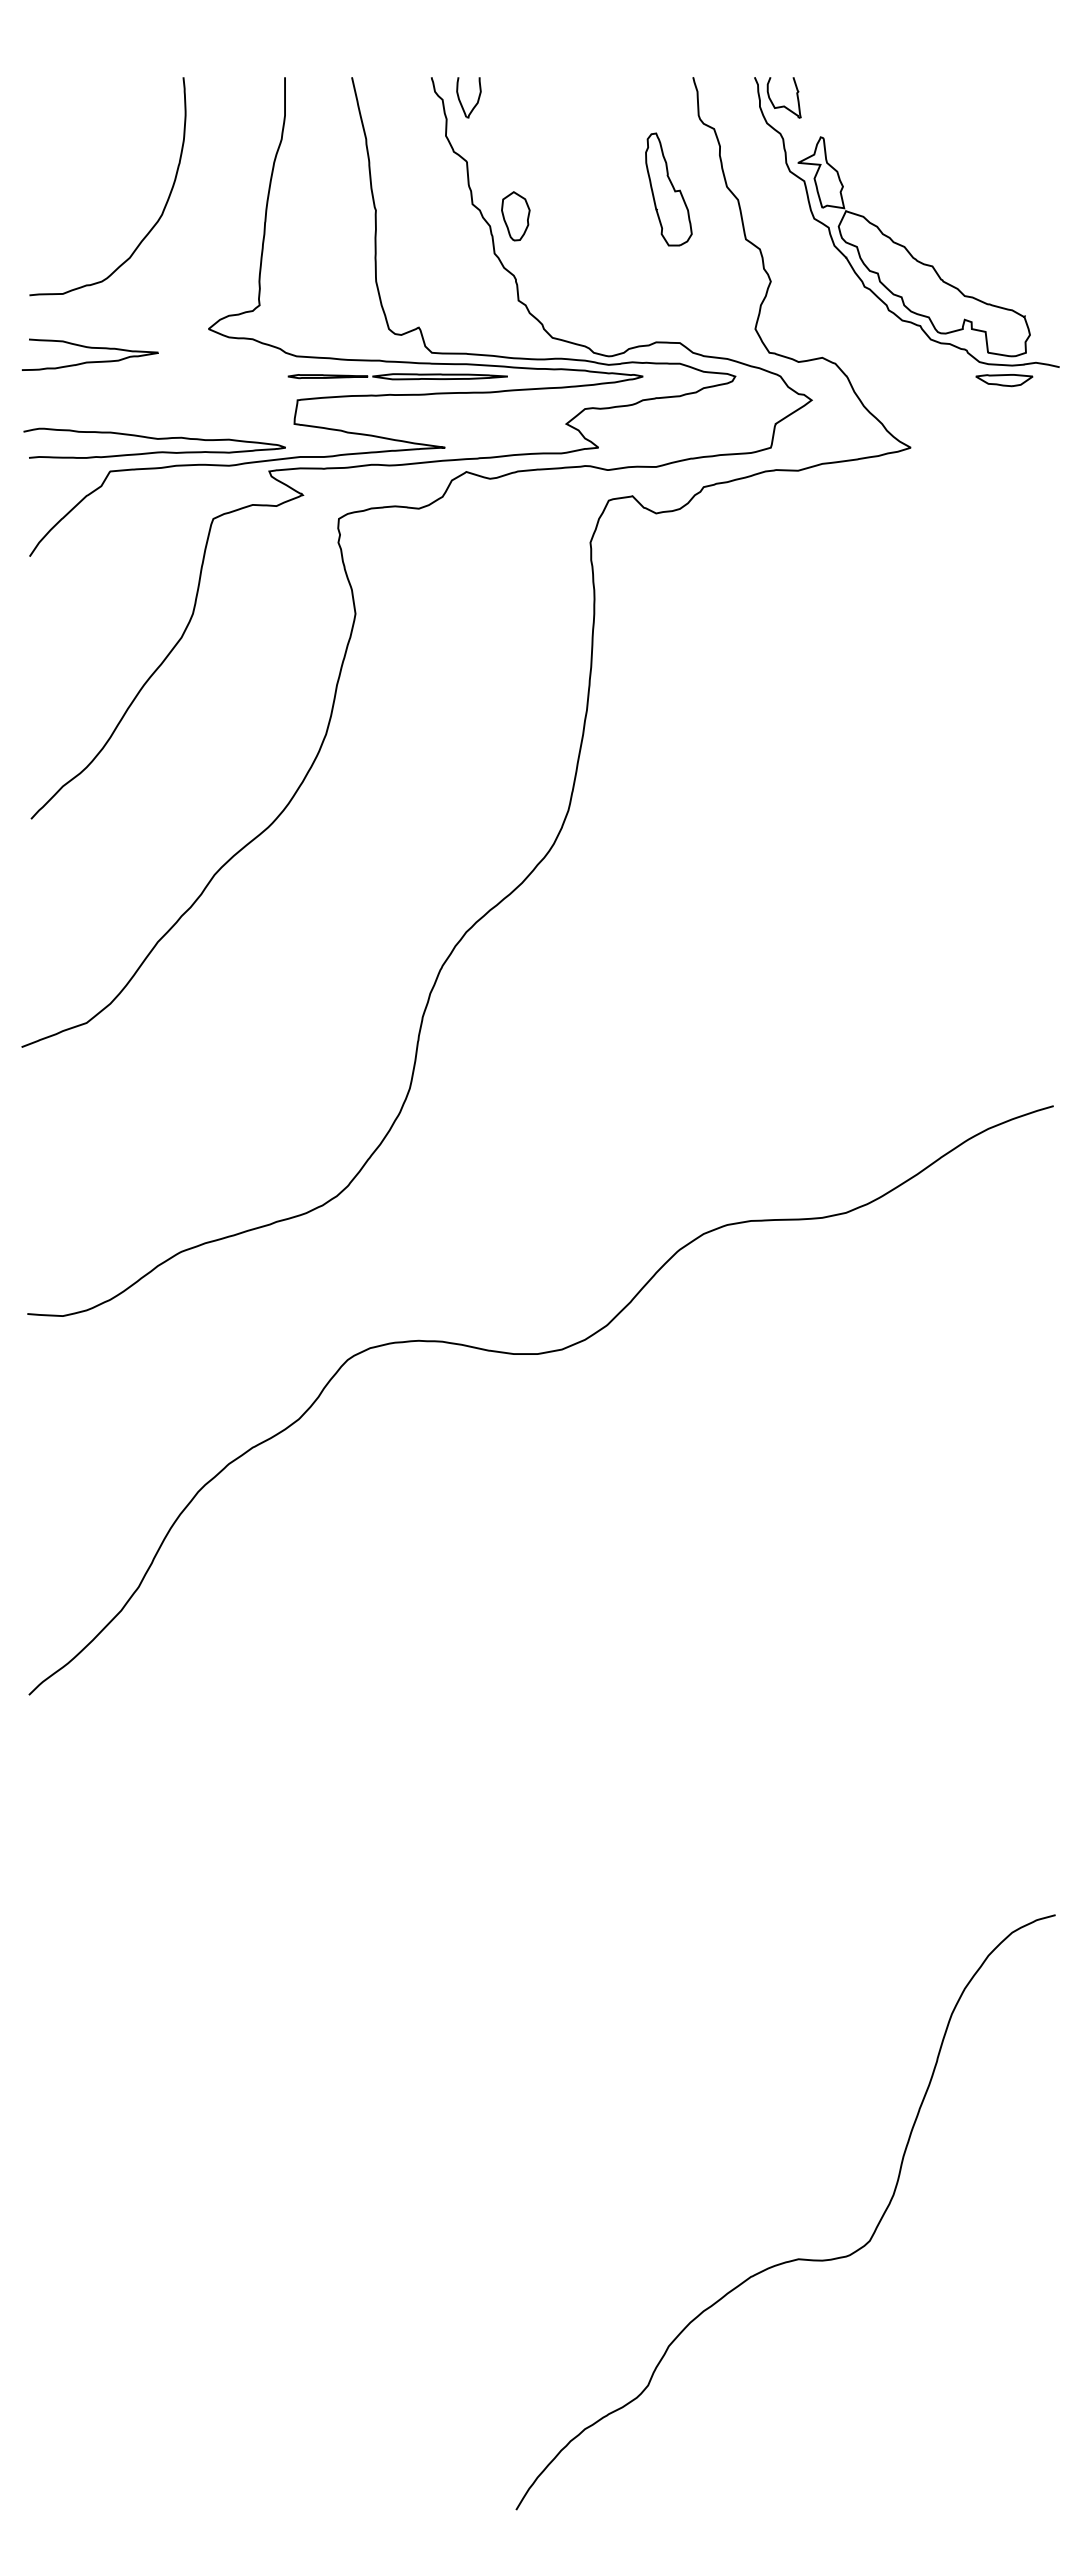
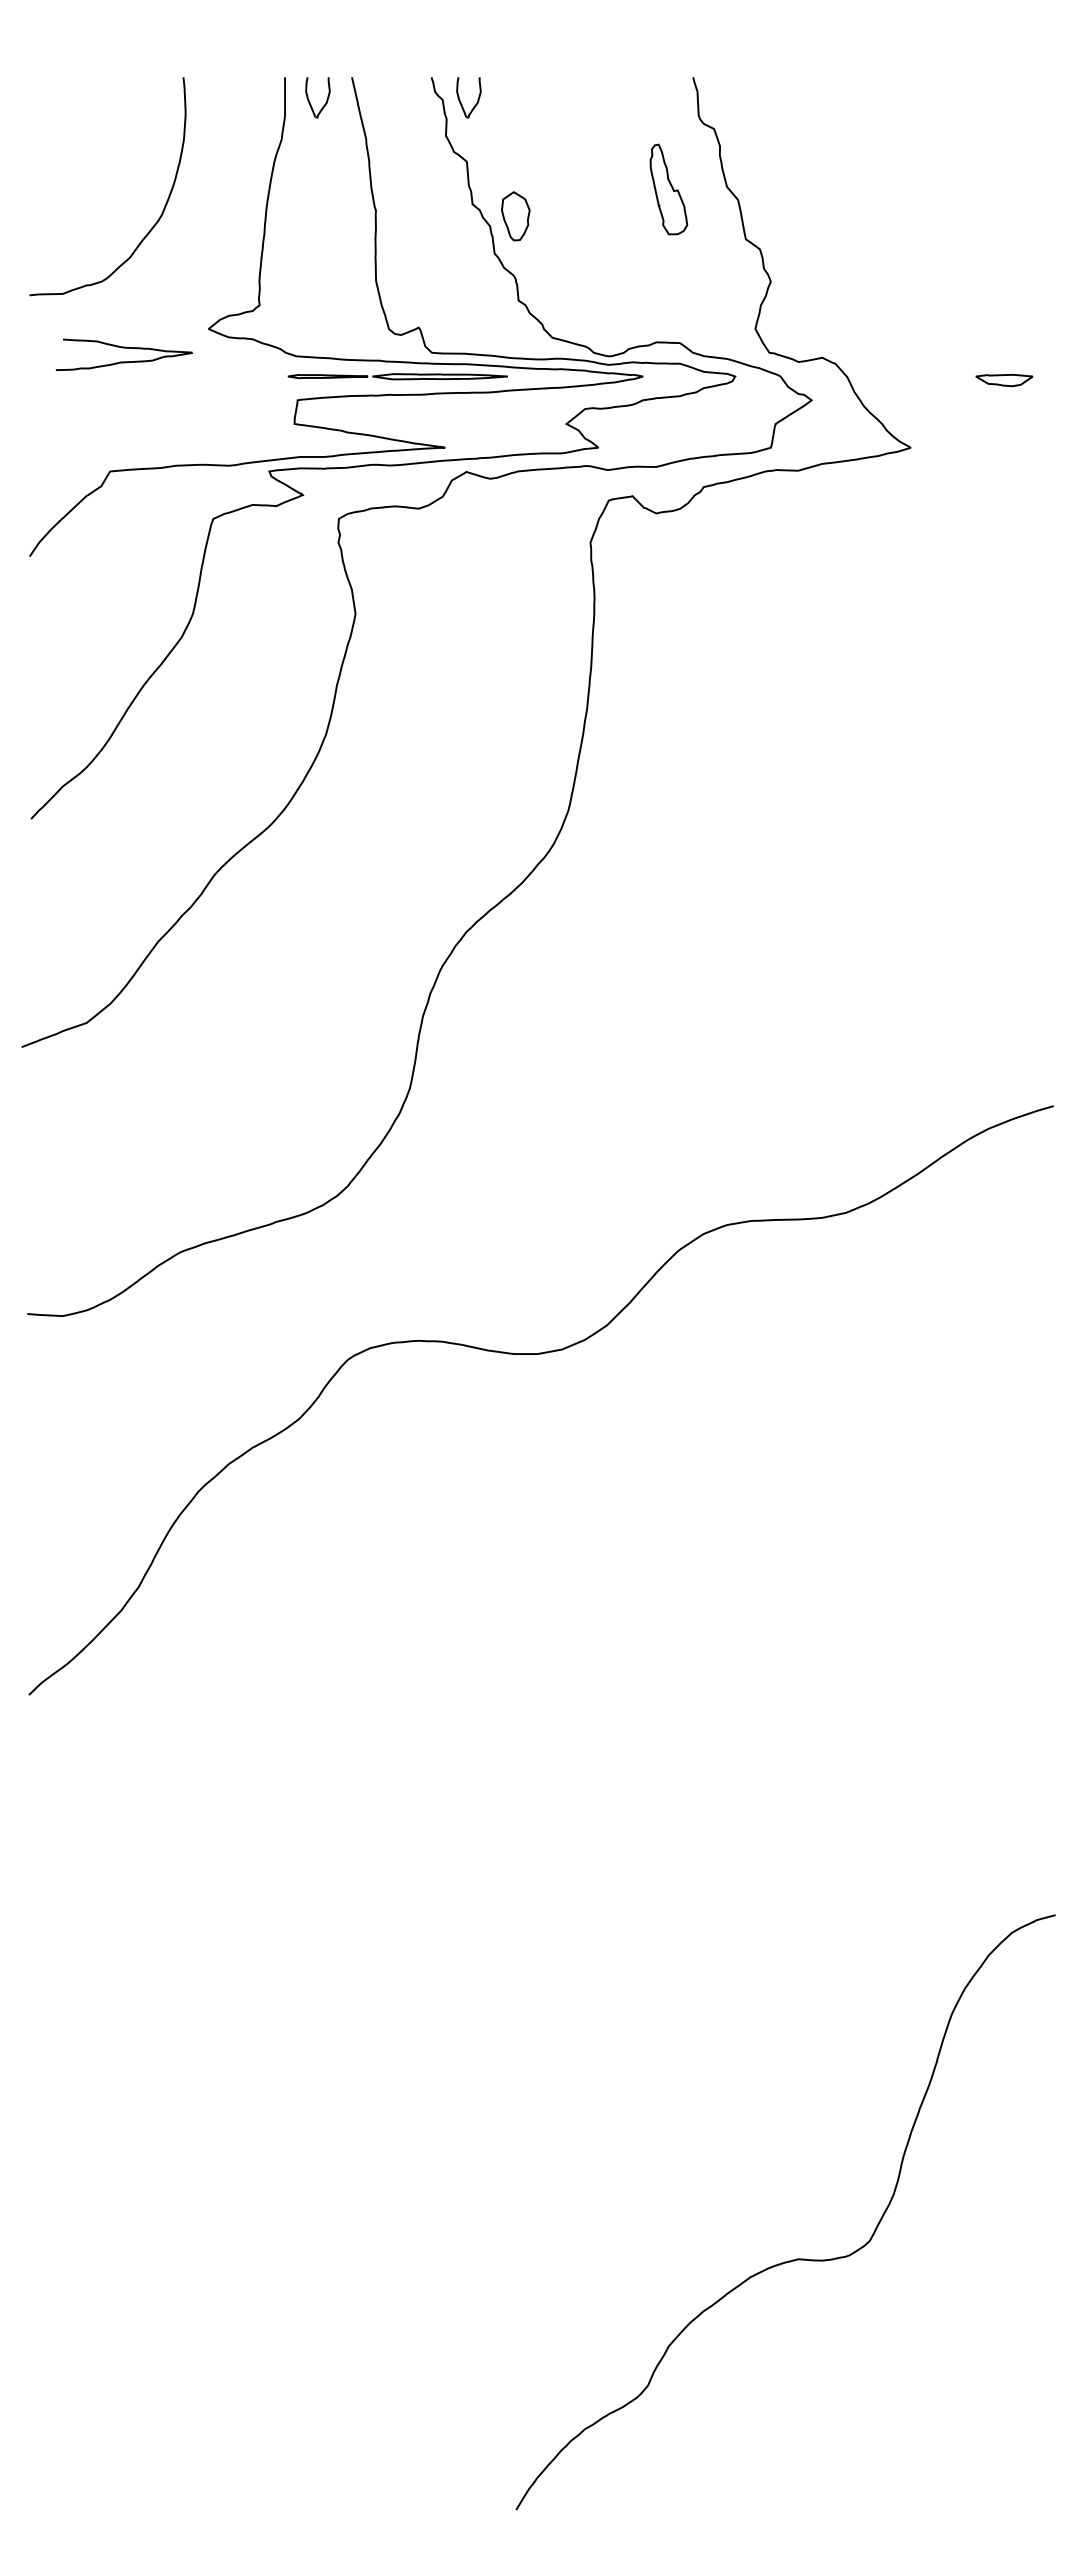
part: none -> present (309, 99)
part size: 48x115 px -> 40x93 px (668, 189)
part: present -> none (890, 237)
curve position: (89, 348) -> (123, 348) (123, 348)
curve: present -> none (154, 439)
